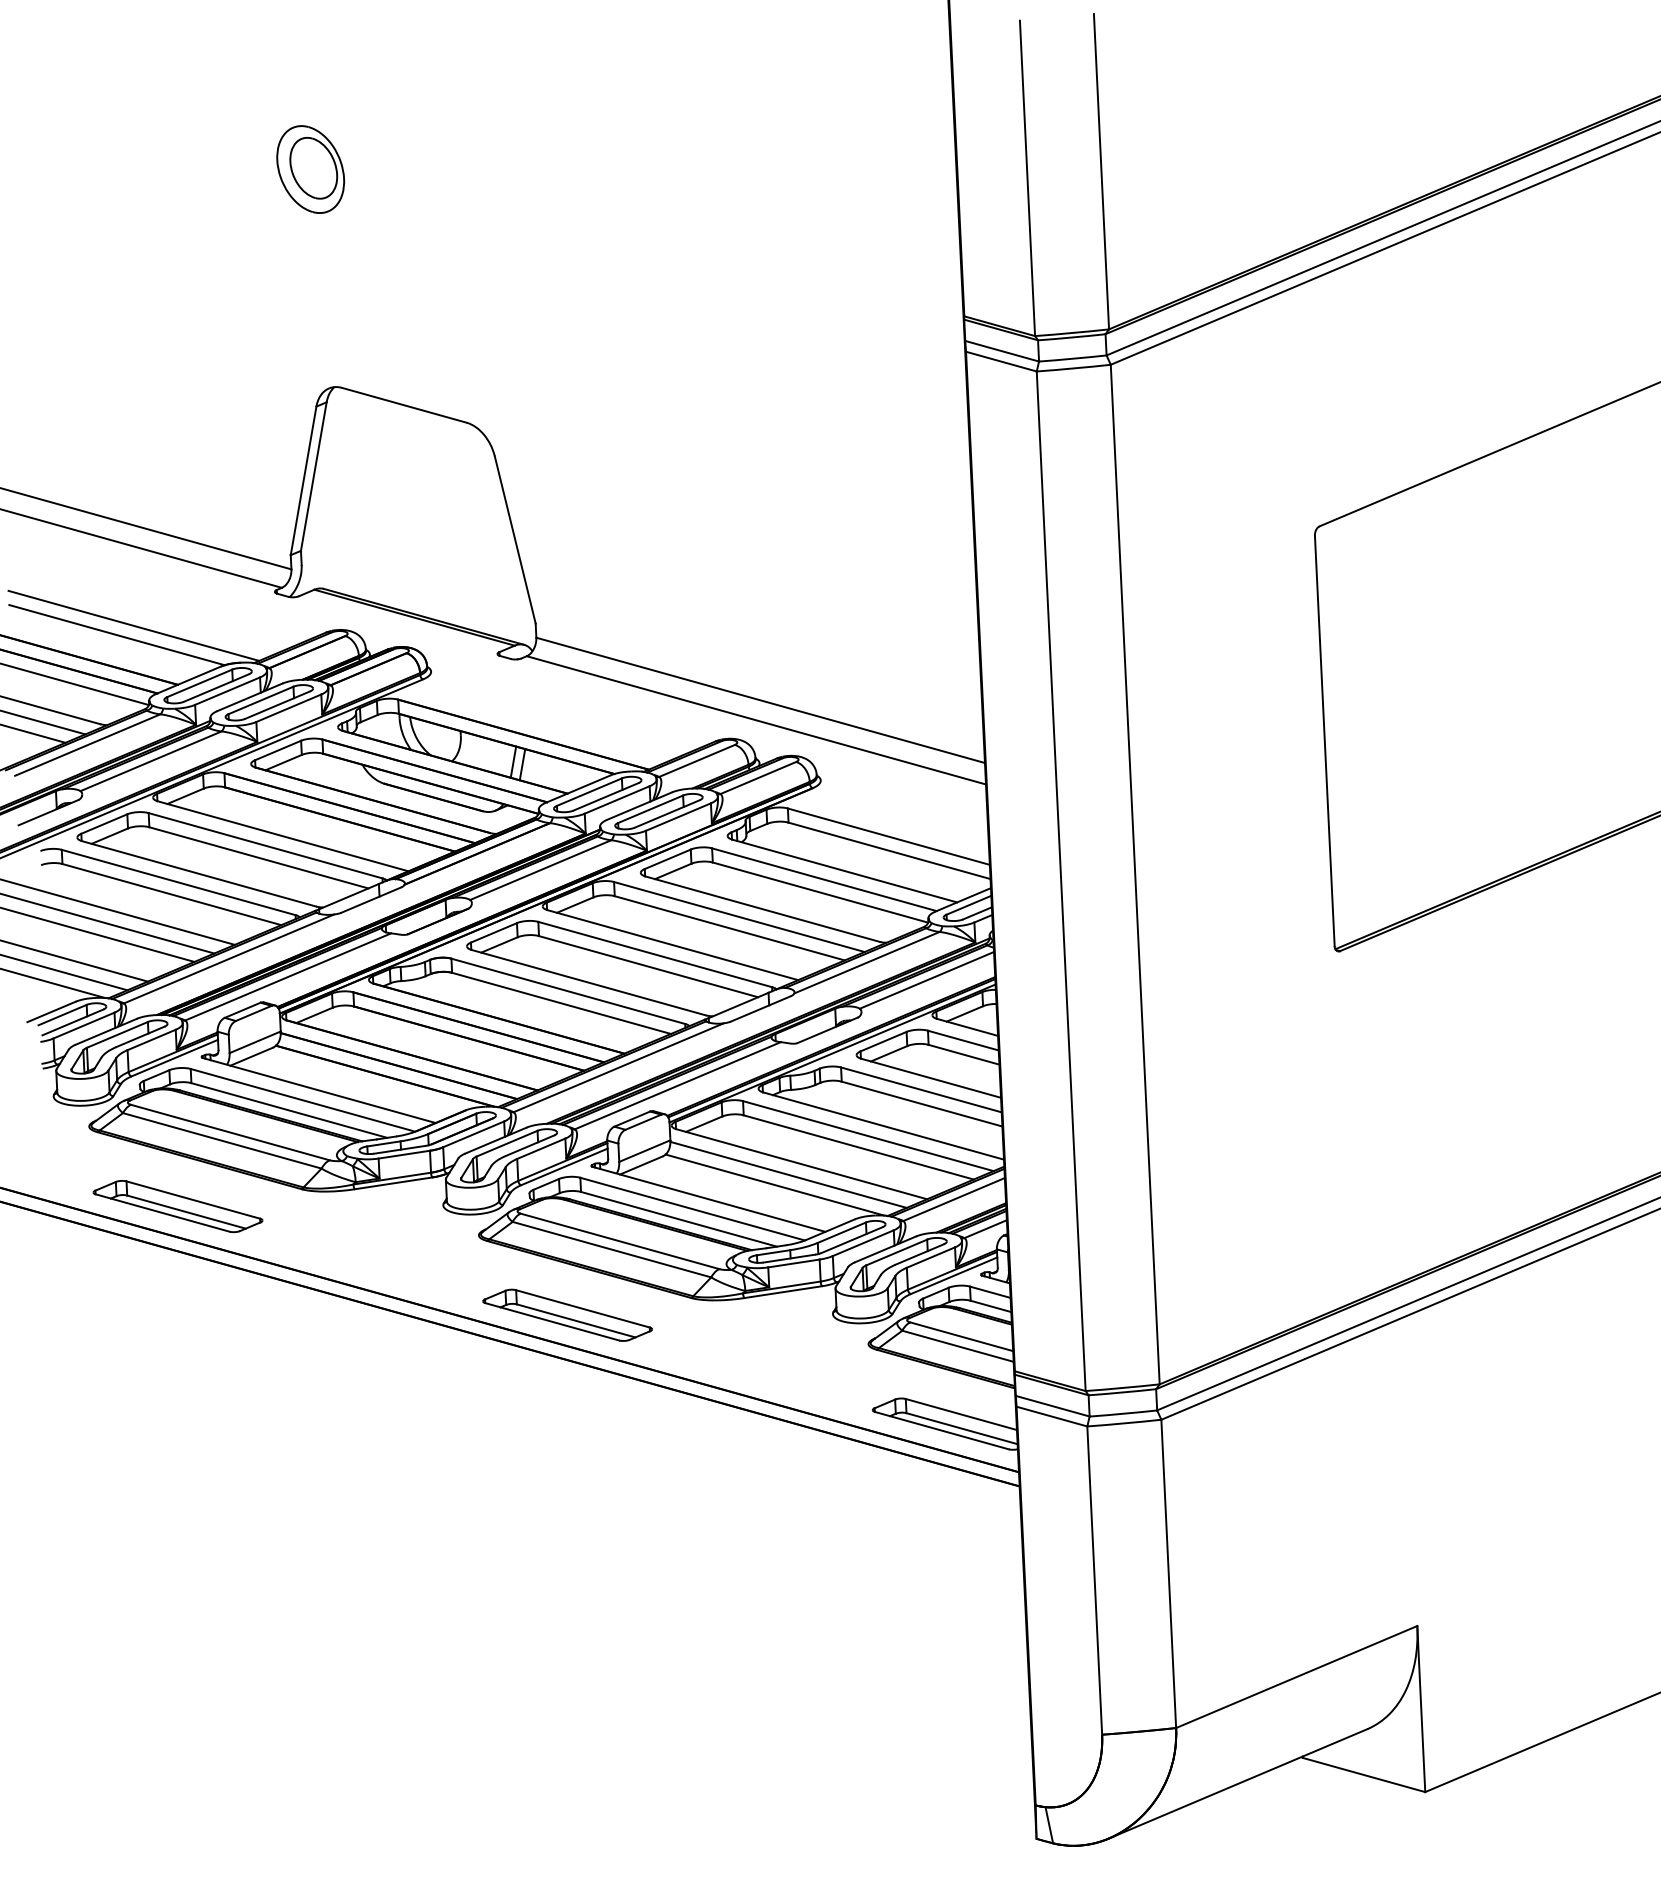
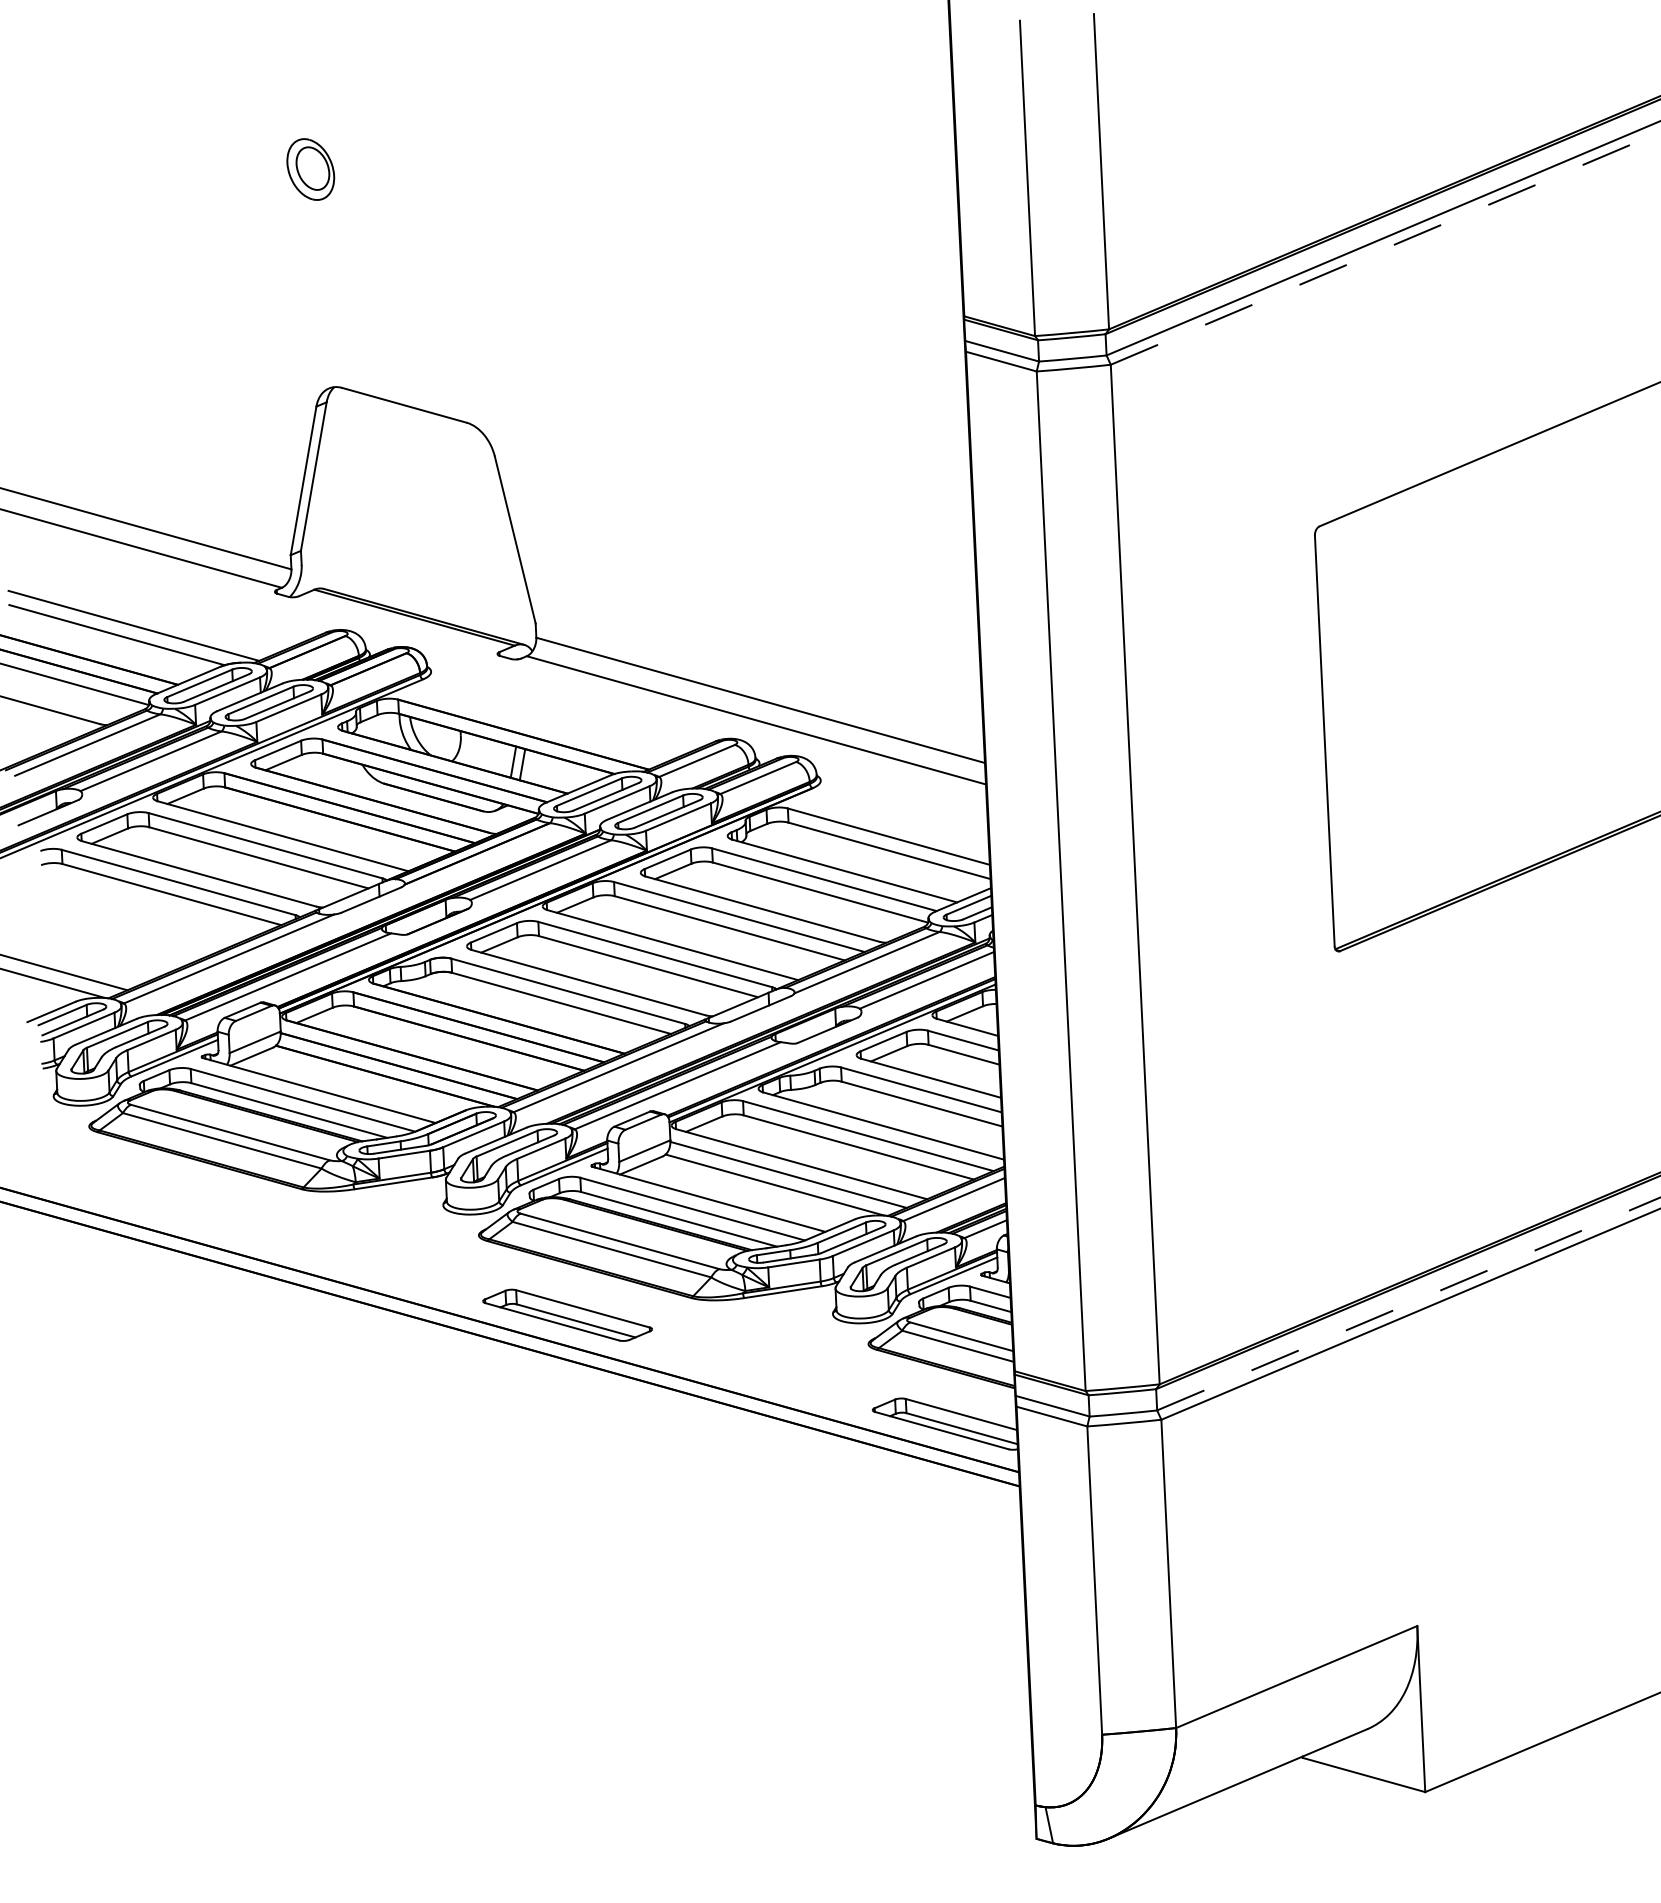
part size: 70x89 px -> 50x63 px (310, 169)
line: solid -> dashed (1386, 248)
line: present -> none (43, 722)
line: present -> none (33, 733)
line: present -> none (118, 912)
line: present -> none (108, 923)
line: present -> none (98, 934)
line: present -> none (74, 960)
part: present -> none (177, 1206)
line: solid -> dashed (1409, 1303)
